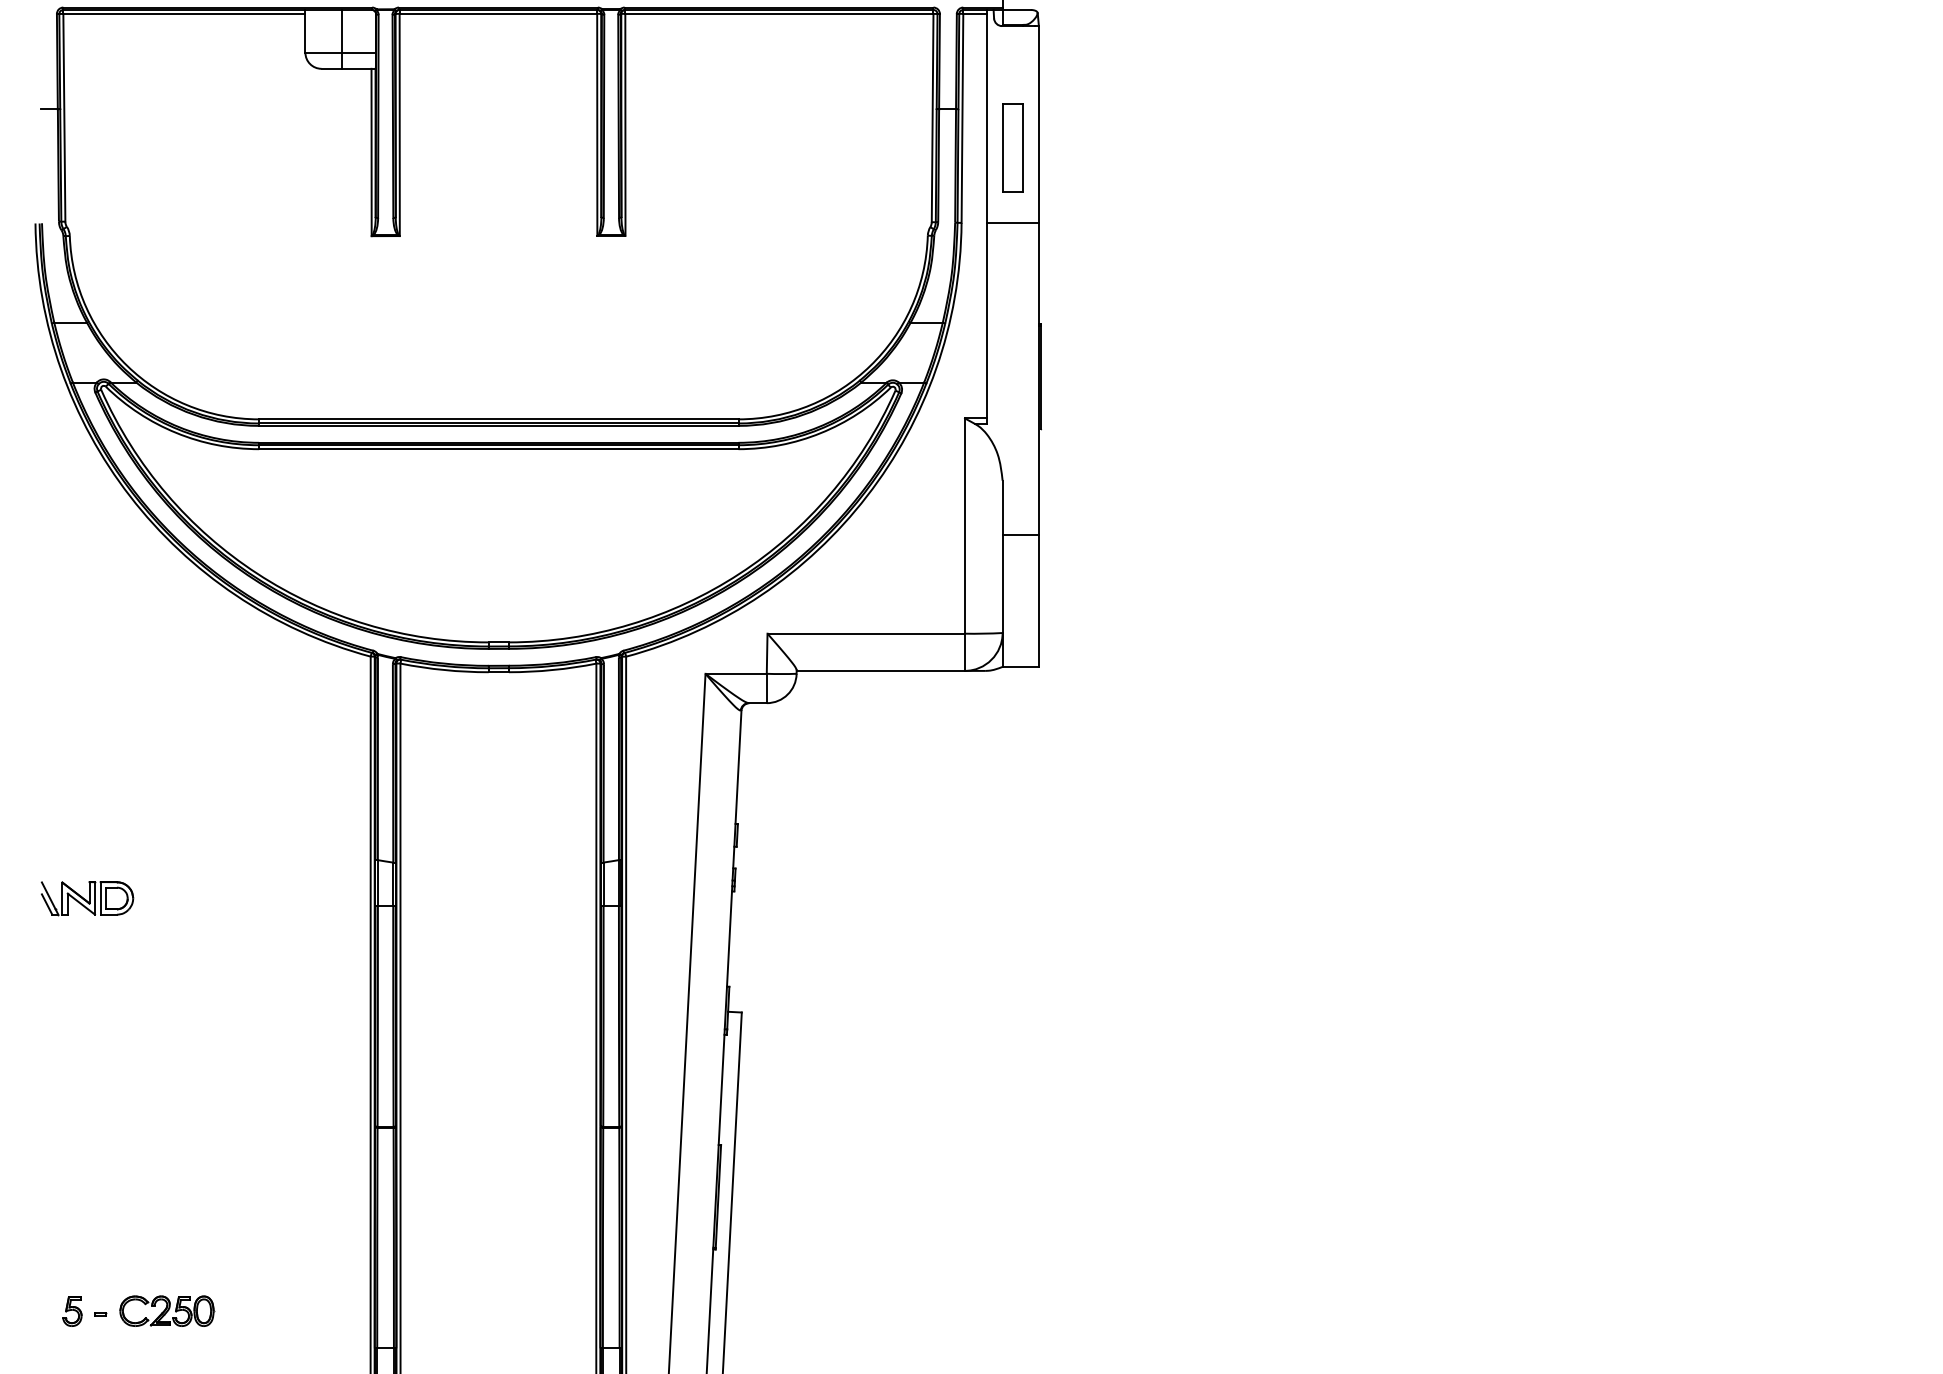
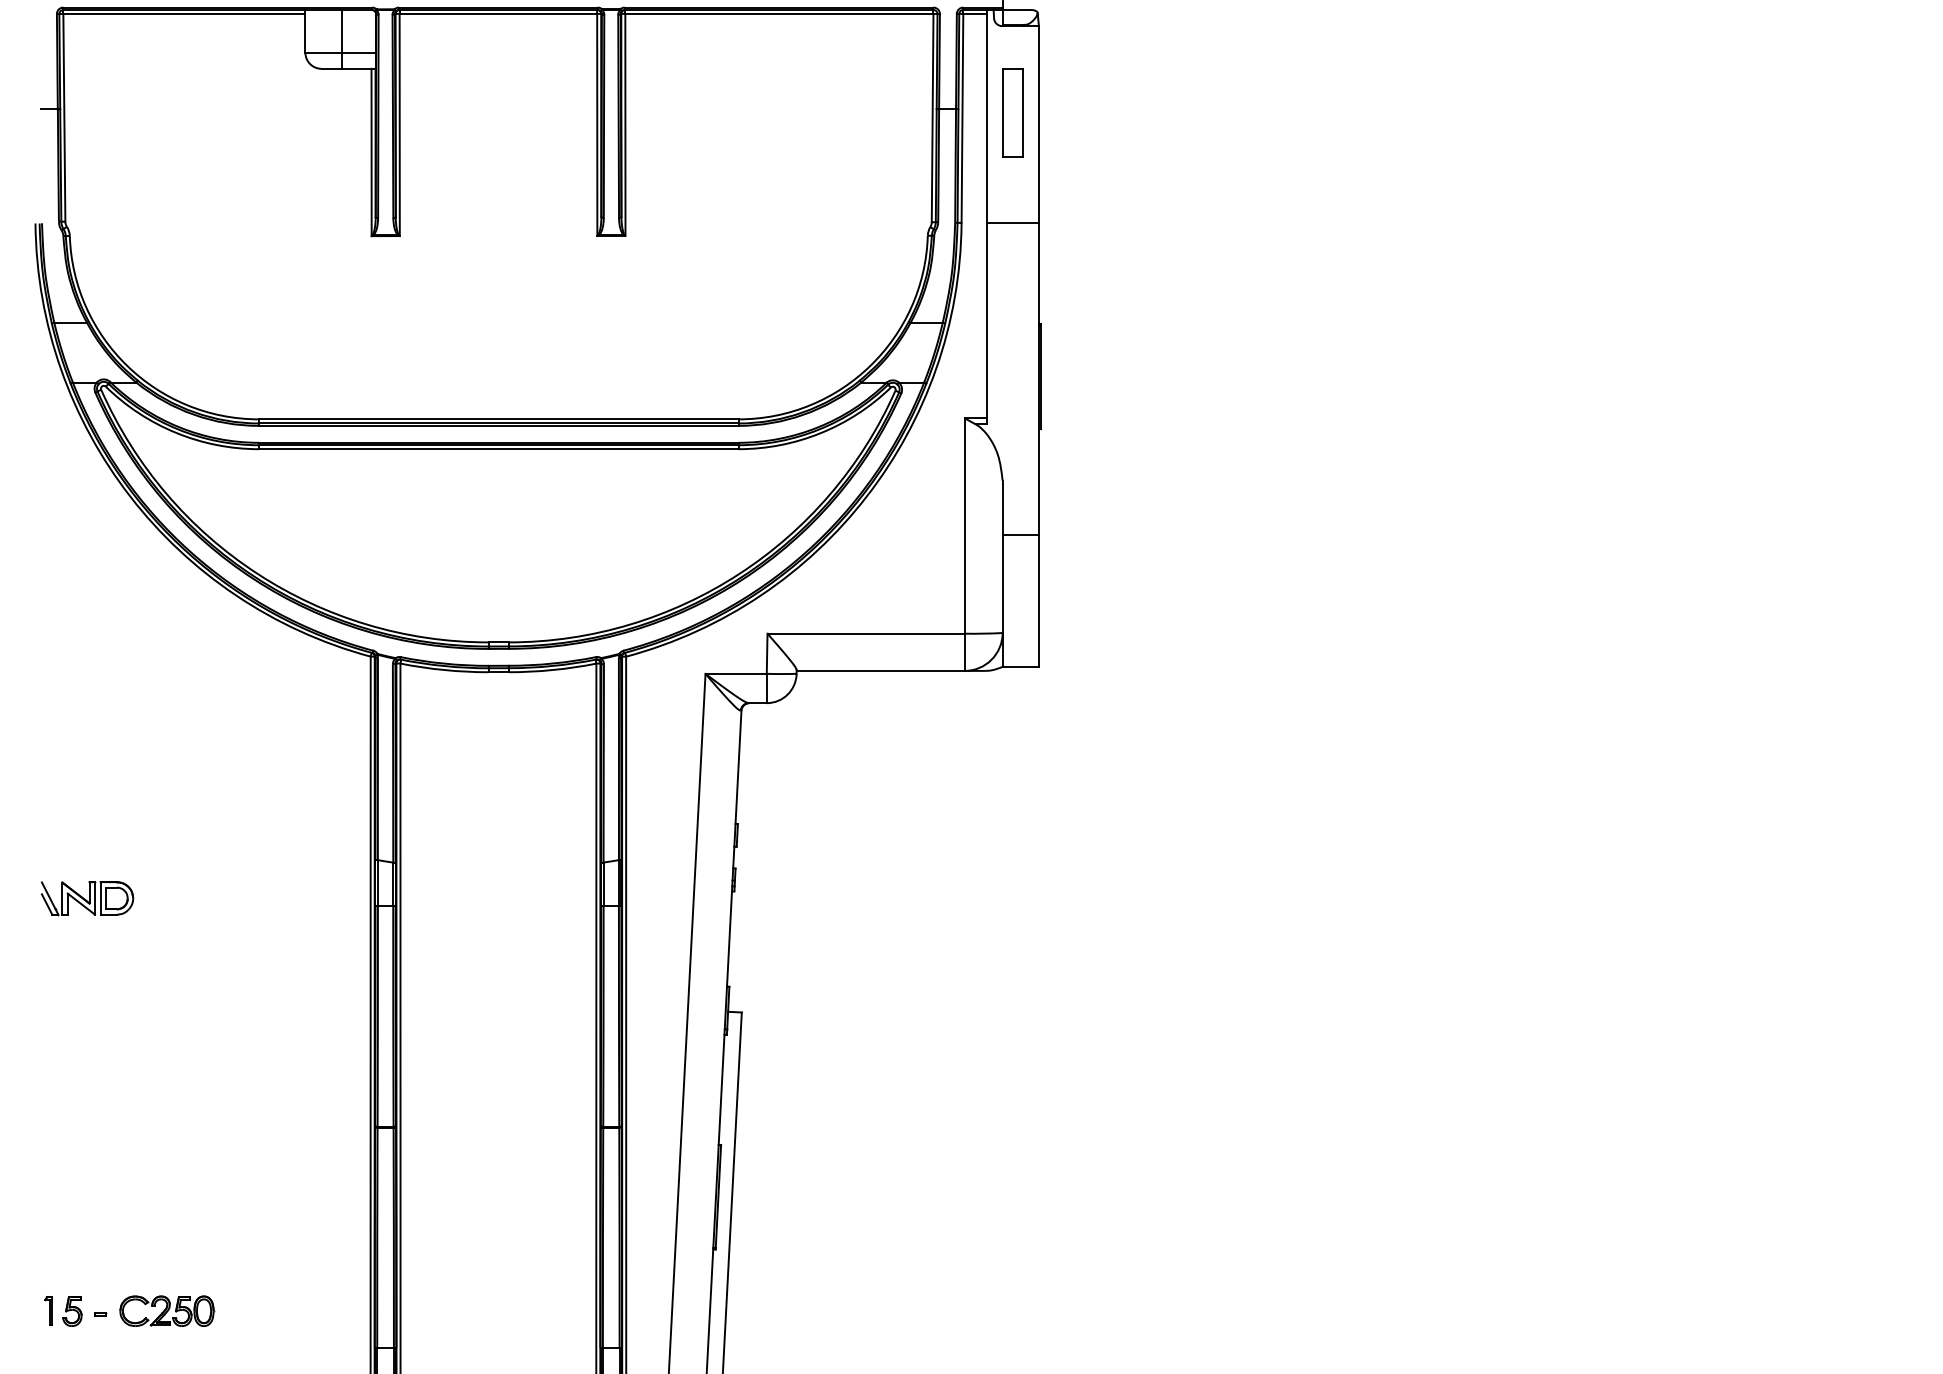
part position: (1012, 147) -> (1012, 112) (1012, 112)
part: none -> present (48, 1310)
